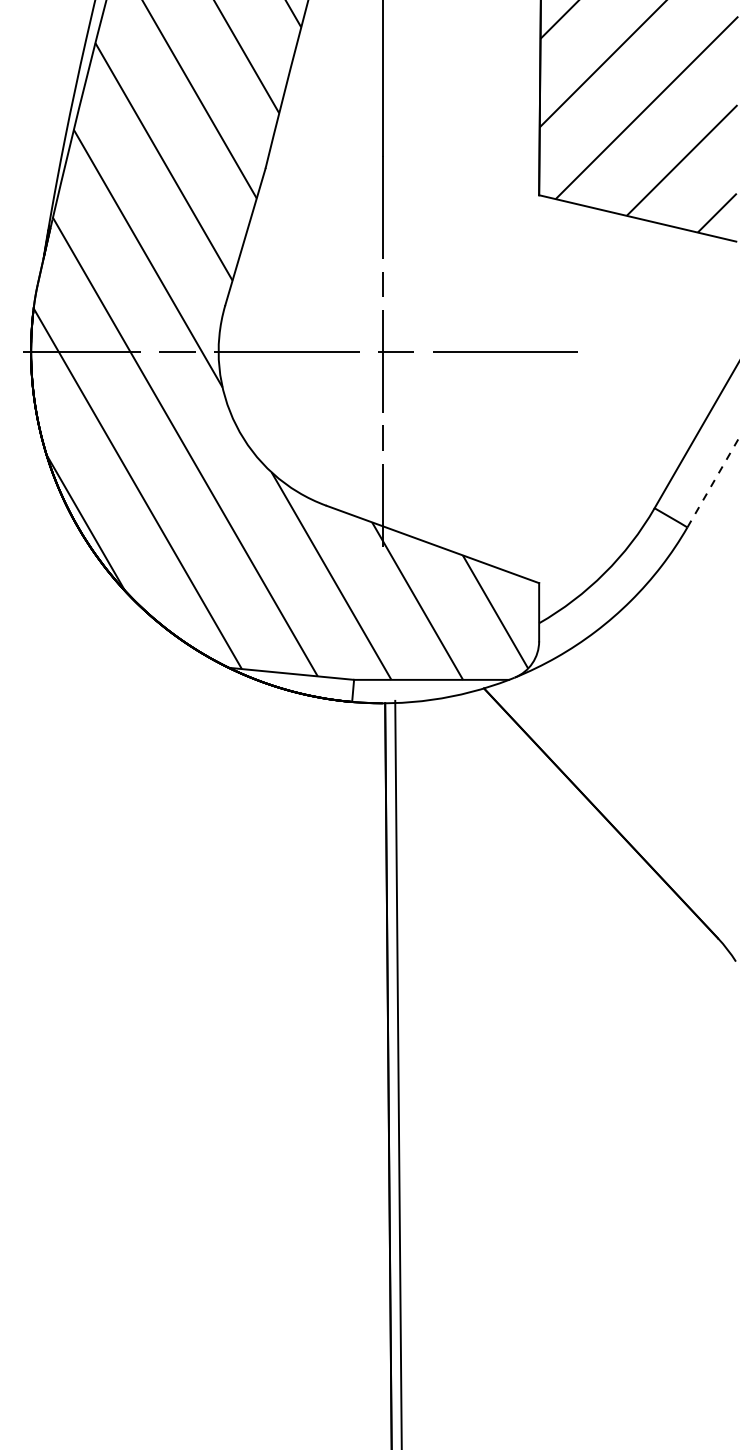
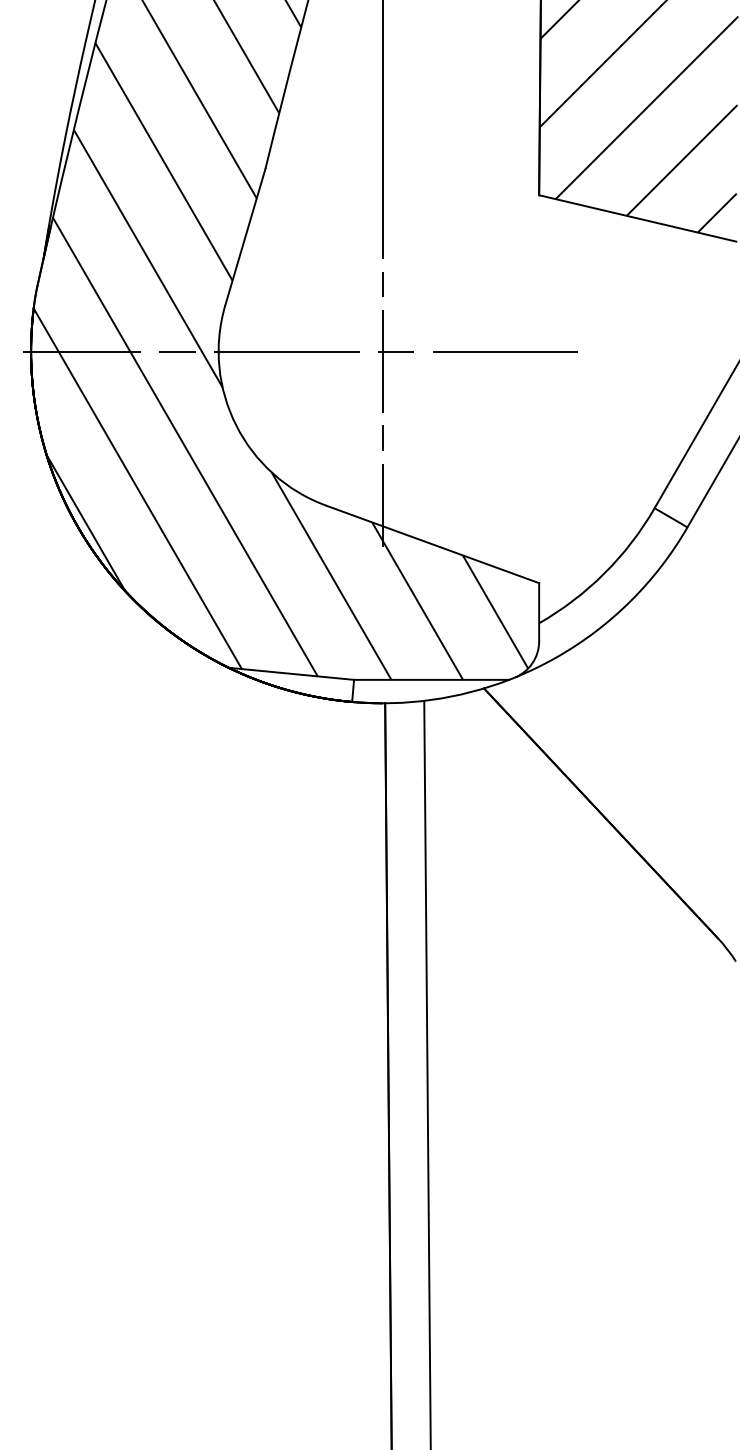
line: dashed -> solid (713, 481)
line position: (398, 1073) -> (427, 1073) (427, 1073)
